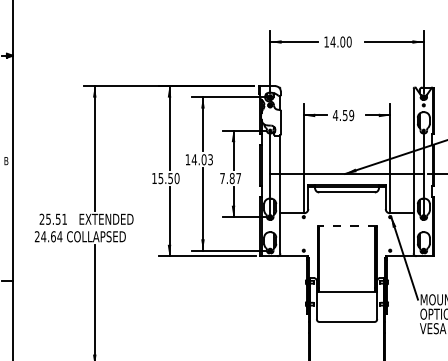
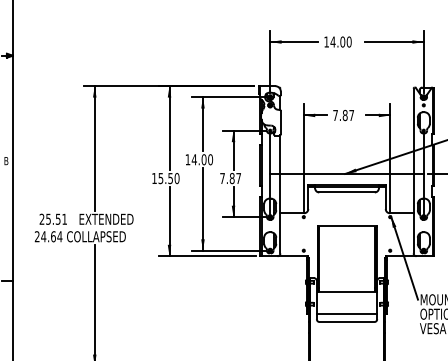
text: 4.59 -> 7.87 (343, 115)
text: 14.03 -> 14.00 (210, 159)
line: dashed -> solid (346, 226)
line: none -> present (346, 313)
